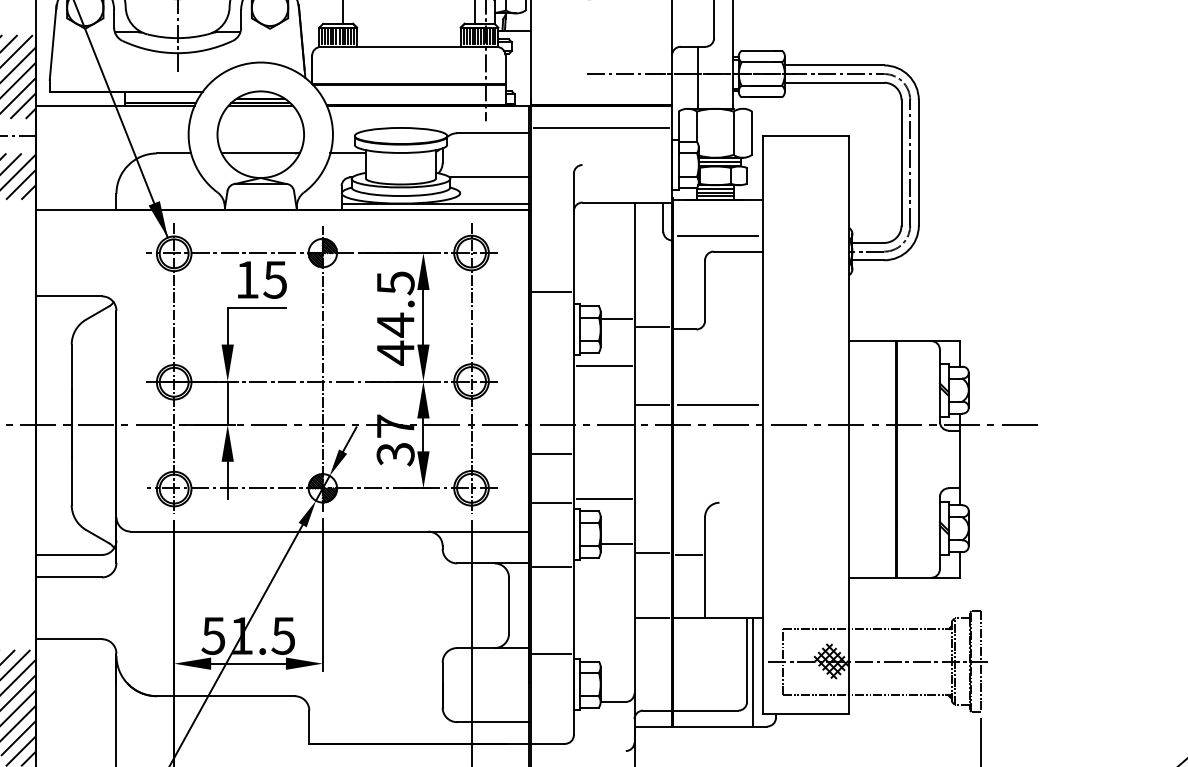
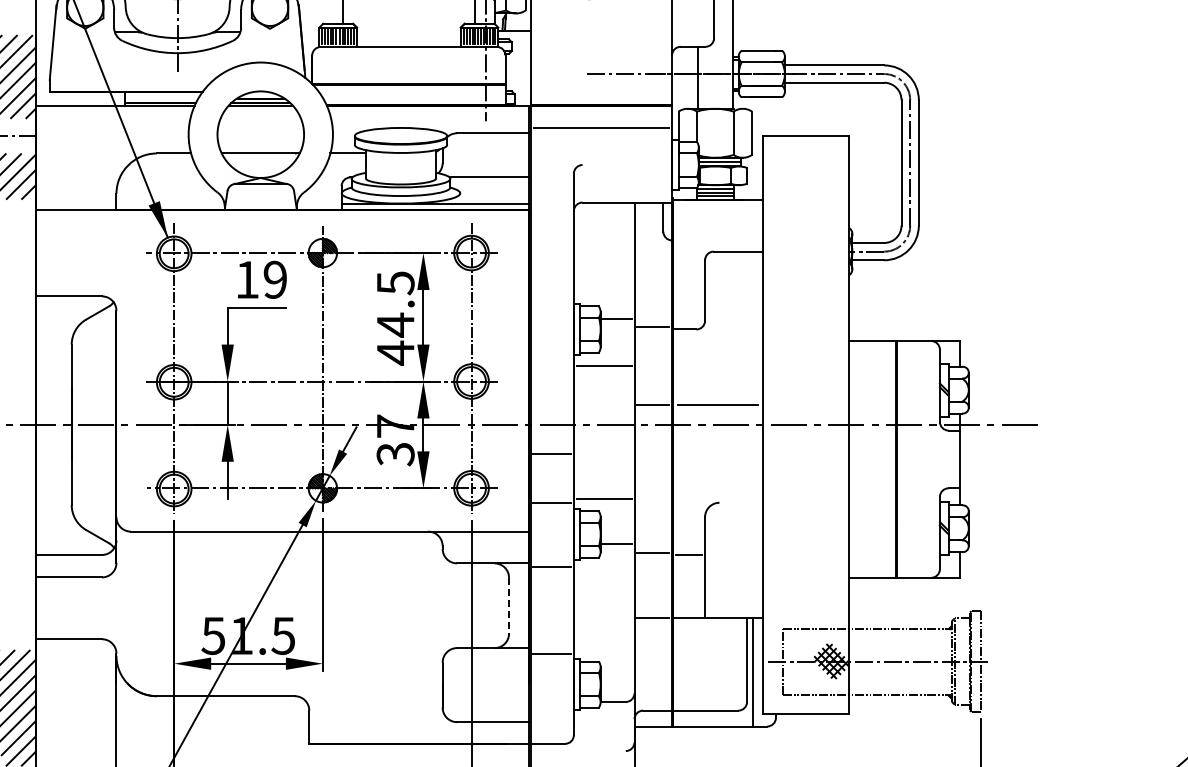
line: present -> none (717, 236)
text: 15 -> 19 (274, 279)
line: present -> none (551, 292)
line: solid -> dashed (509, 605)
